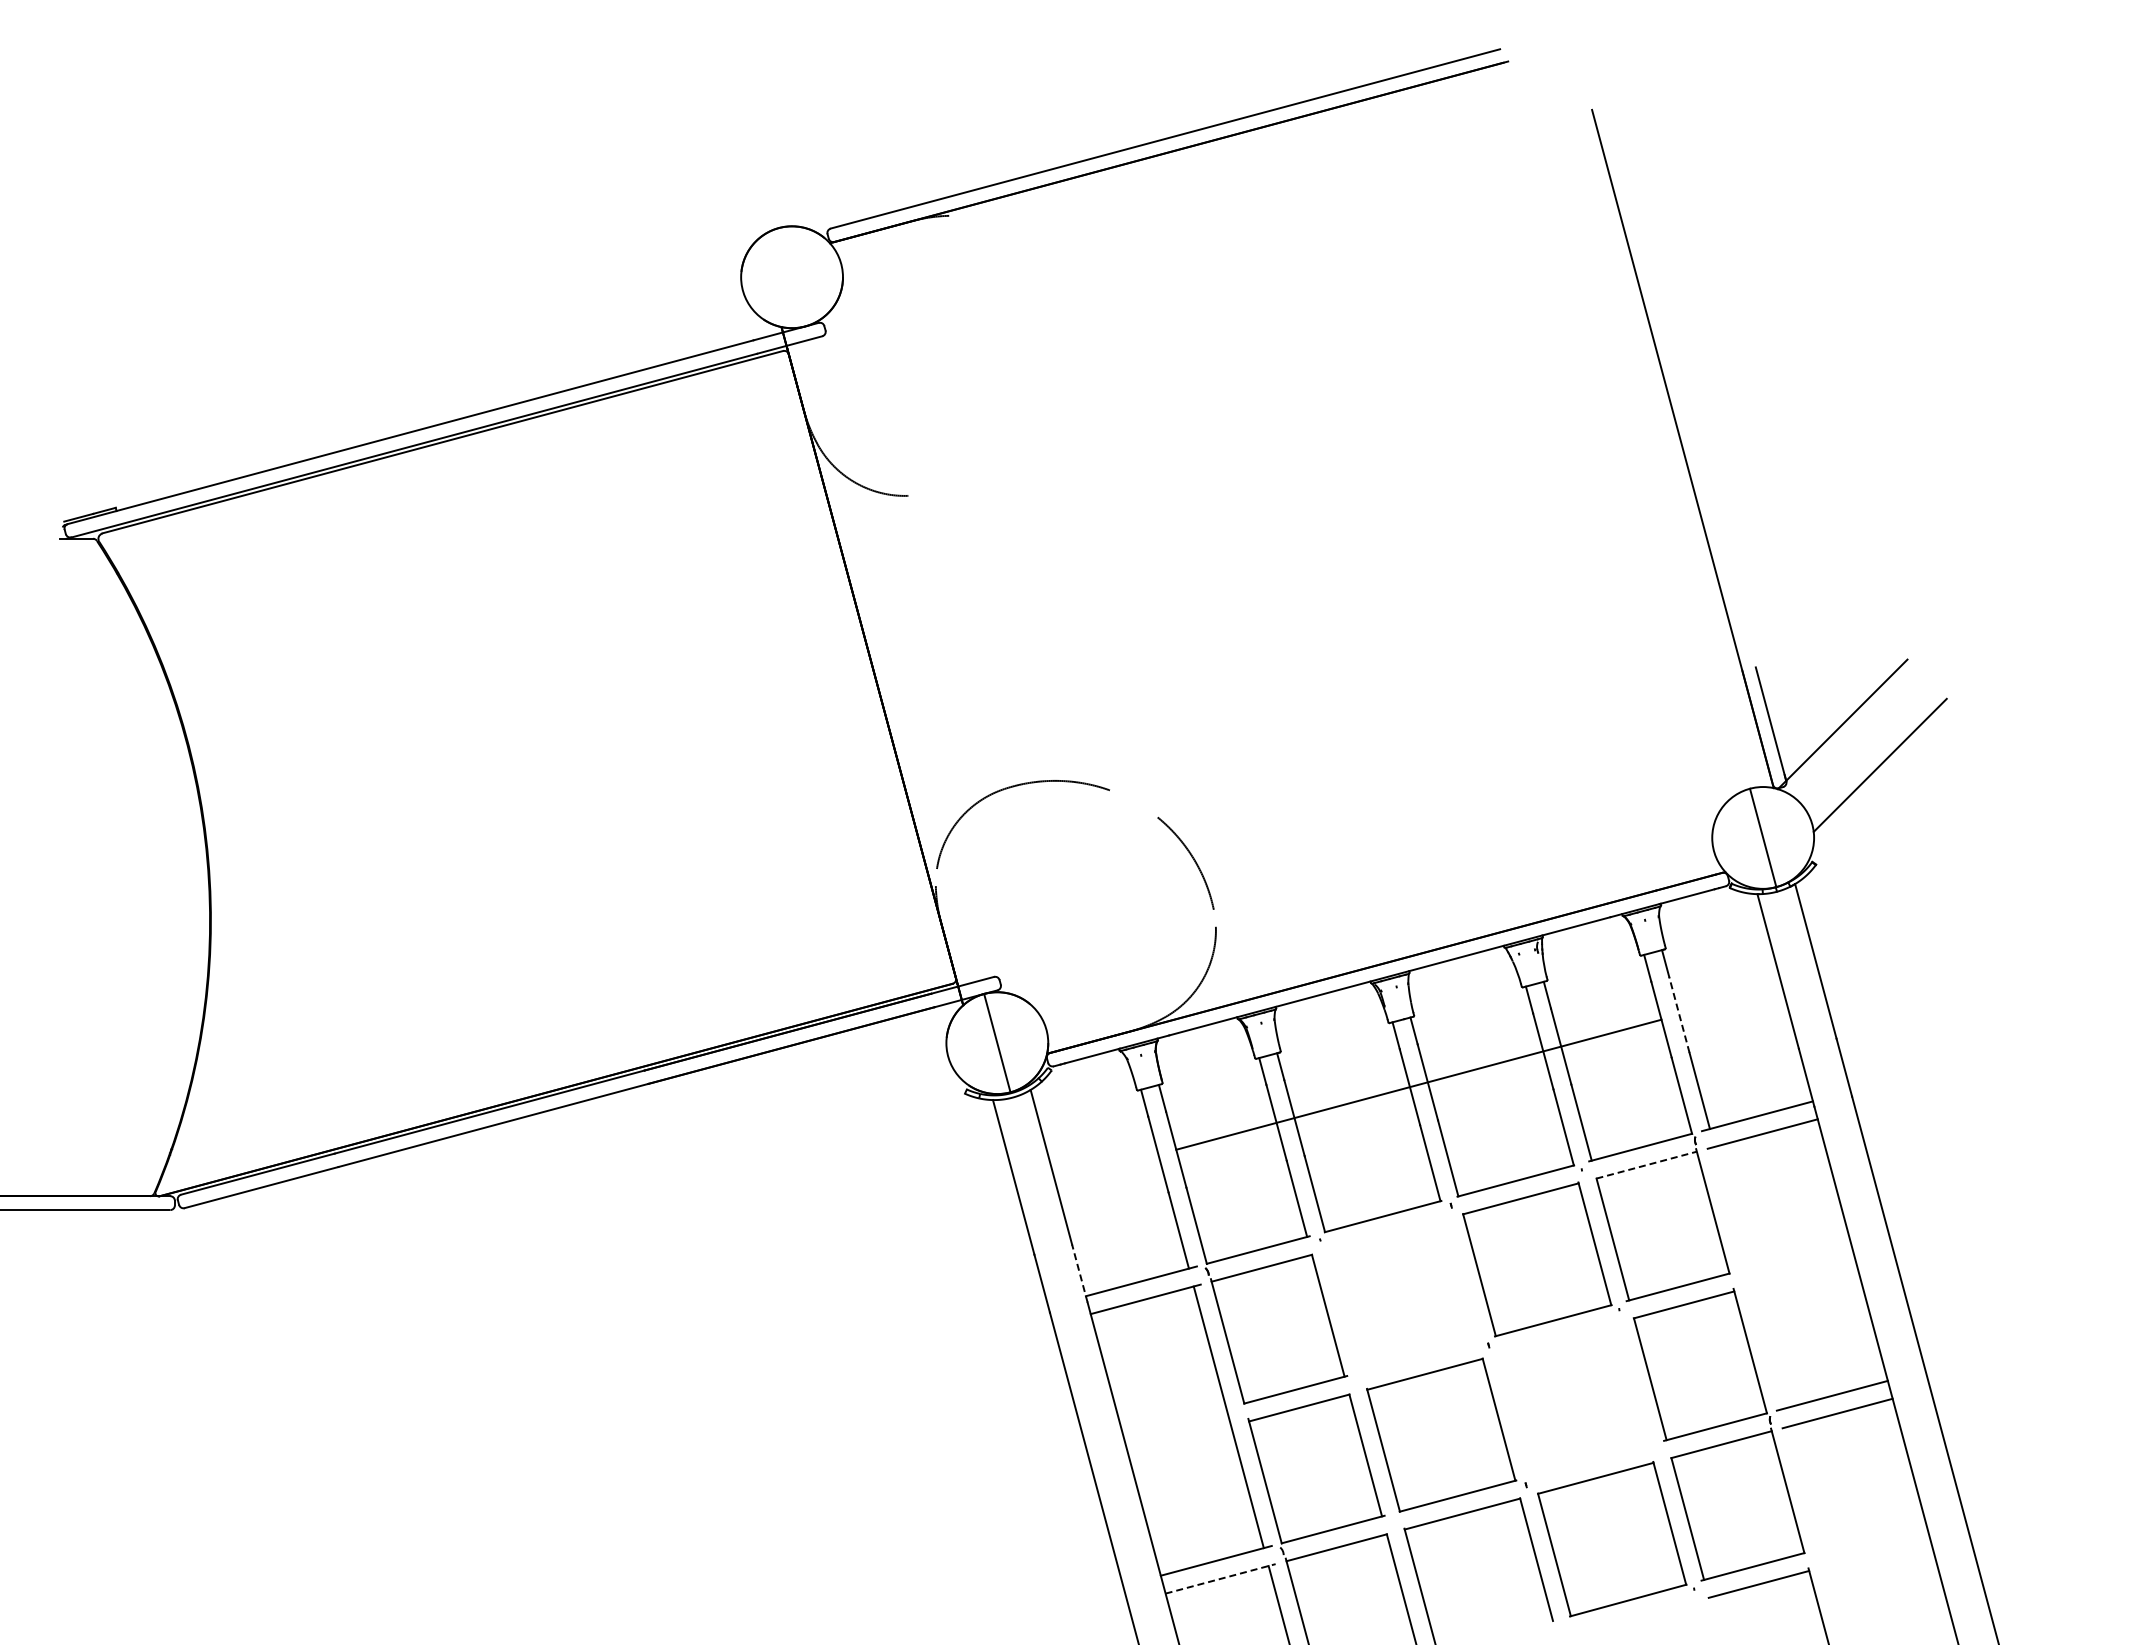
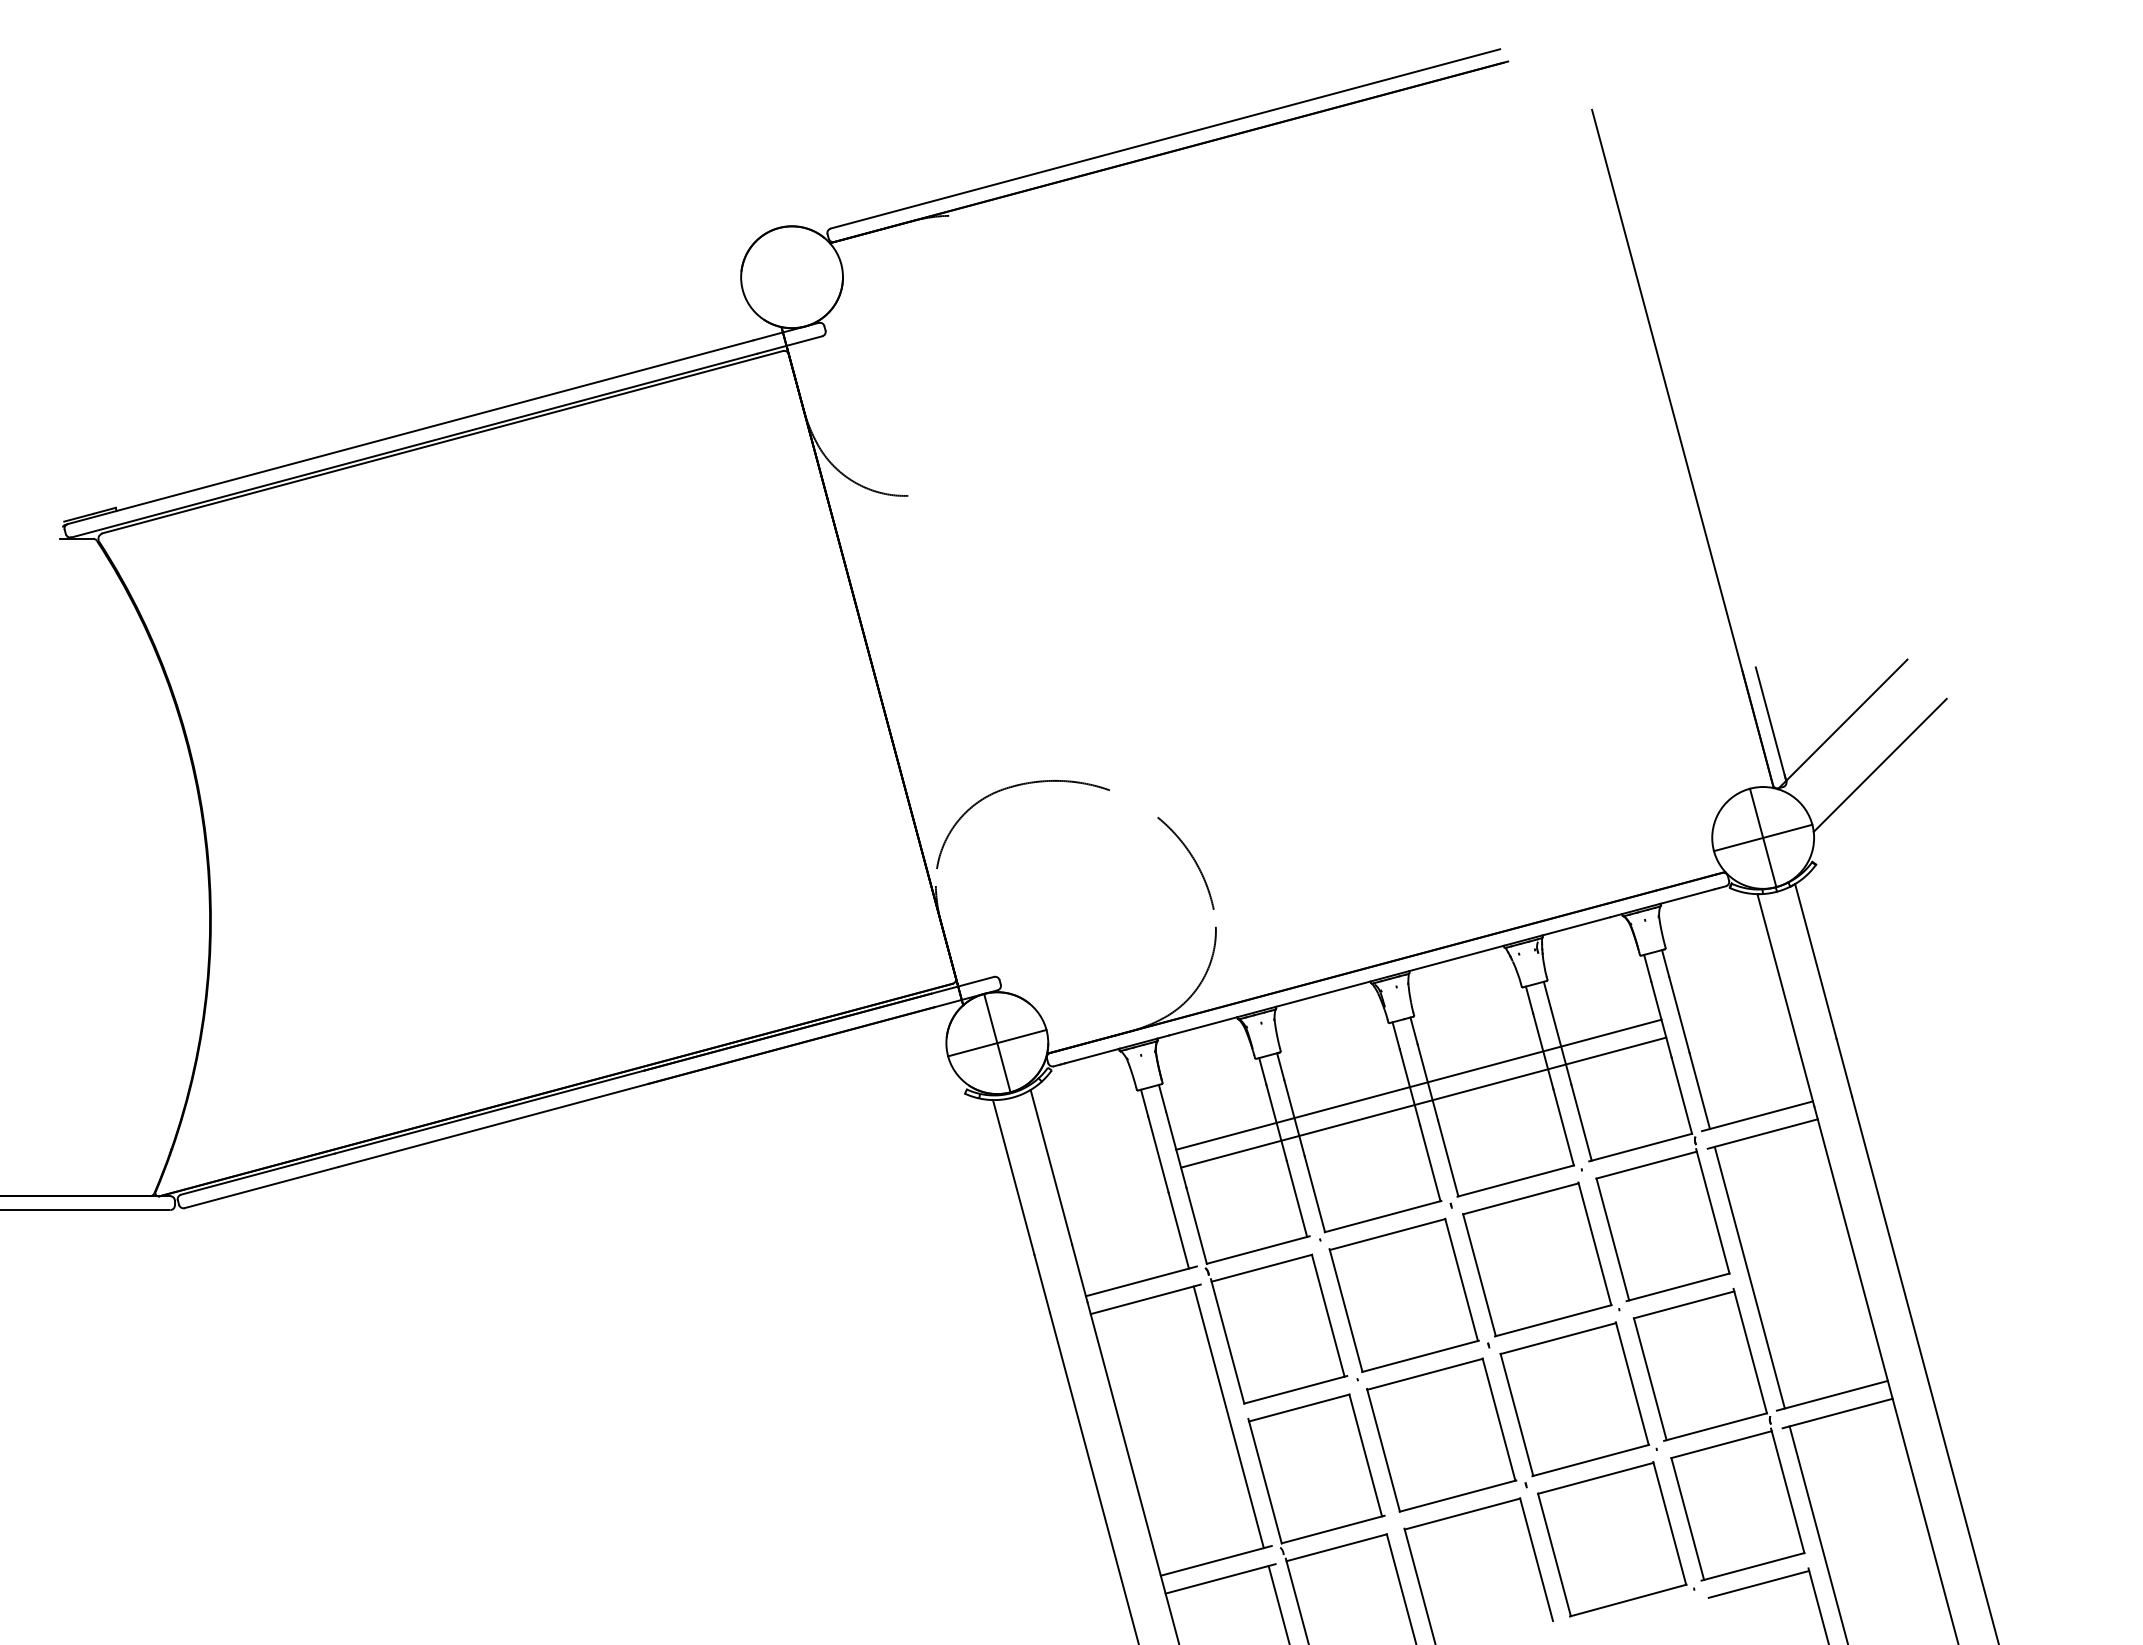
line: none -> present (1762, 837)
line: dashed -> solid (1679, 1014)
line: none -> present (997, 1042)
line: none -> present (1423, 1102)
line: dashed -> solid (1646, 1165)
line: dashed -> solid (1079, 1273)
line: none -> present (1749, 1277)
part: none -> present (1403, 1299)
part: none -> present (1578, 1399)
line: none -> present (1818, 1533)
line: dashed -> solid (1220, 1578)
